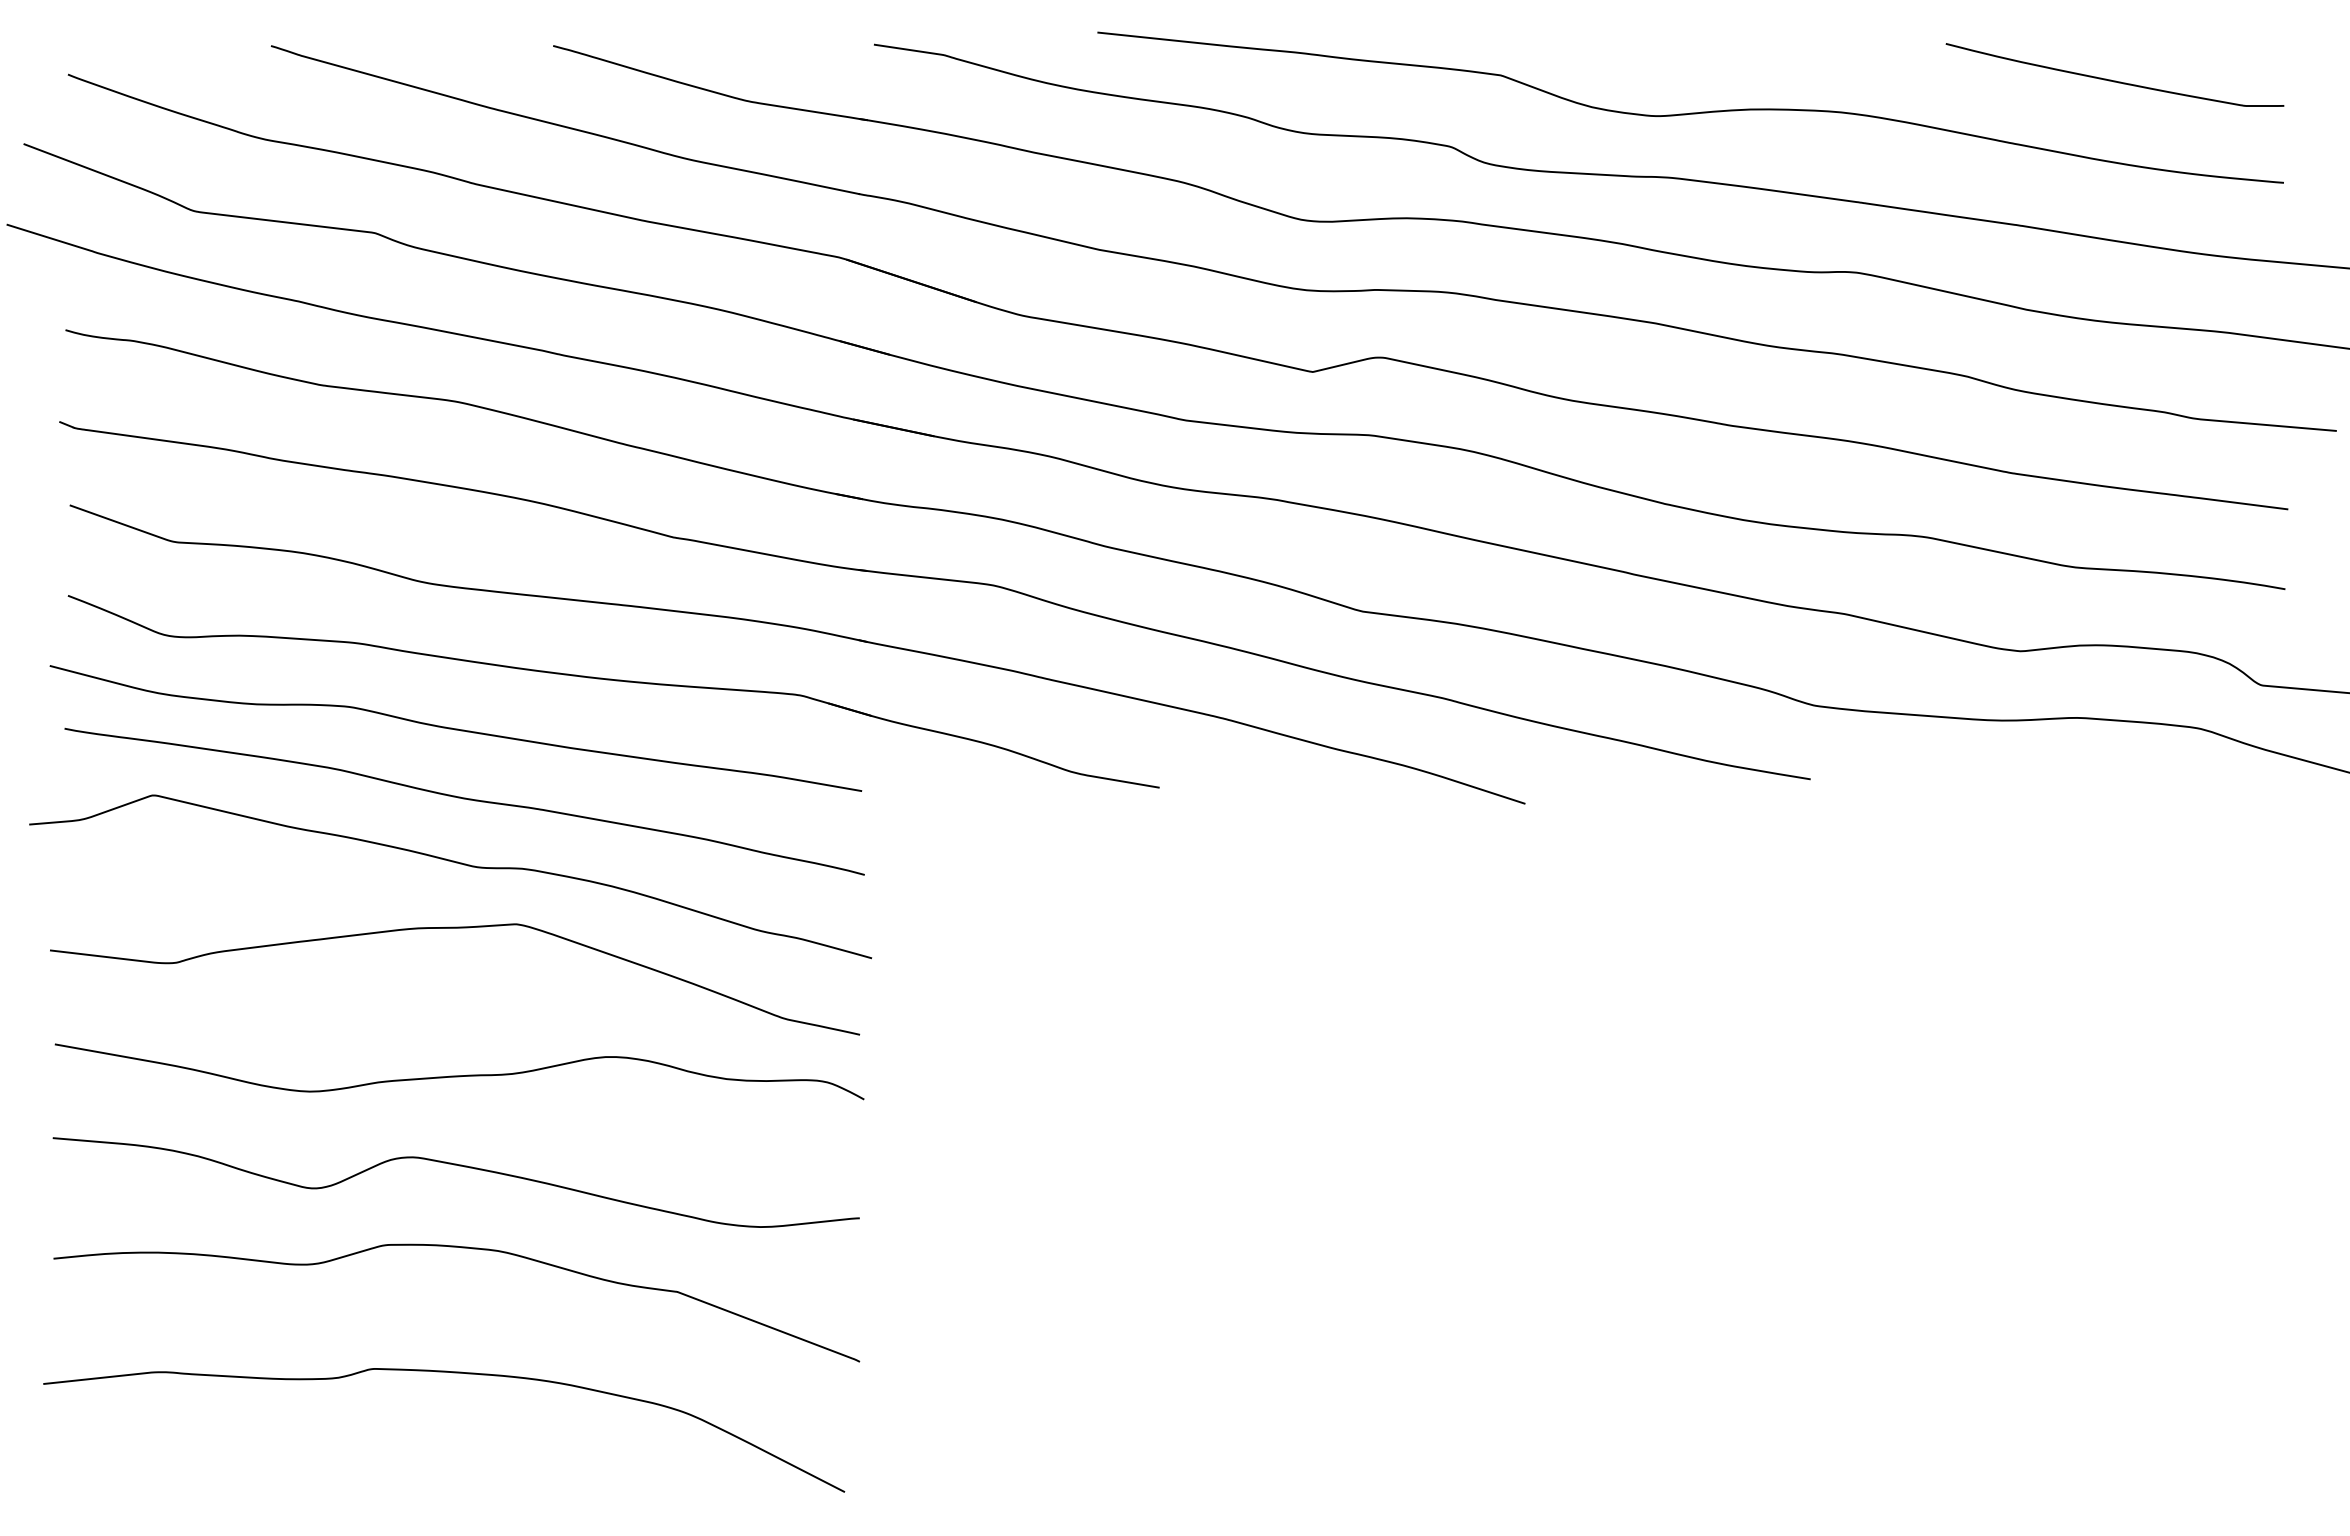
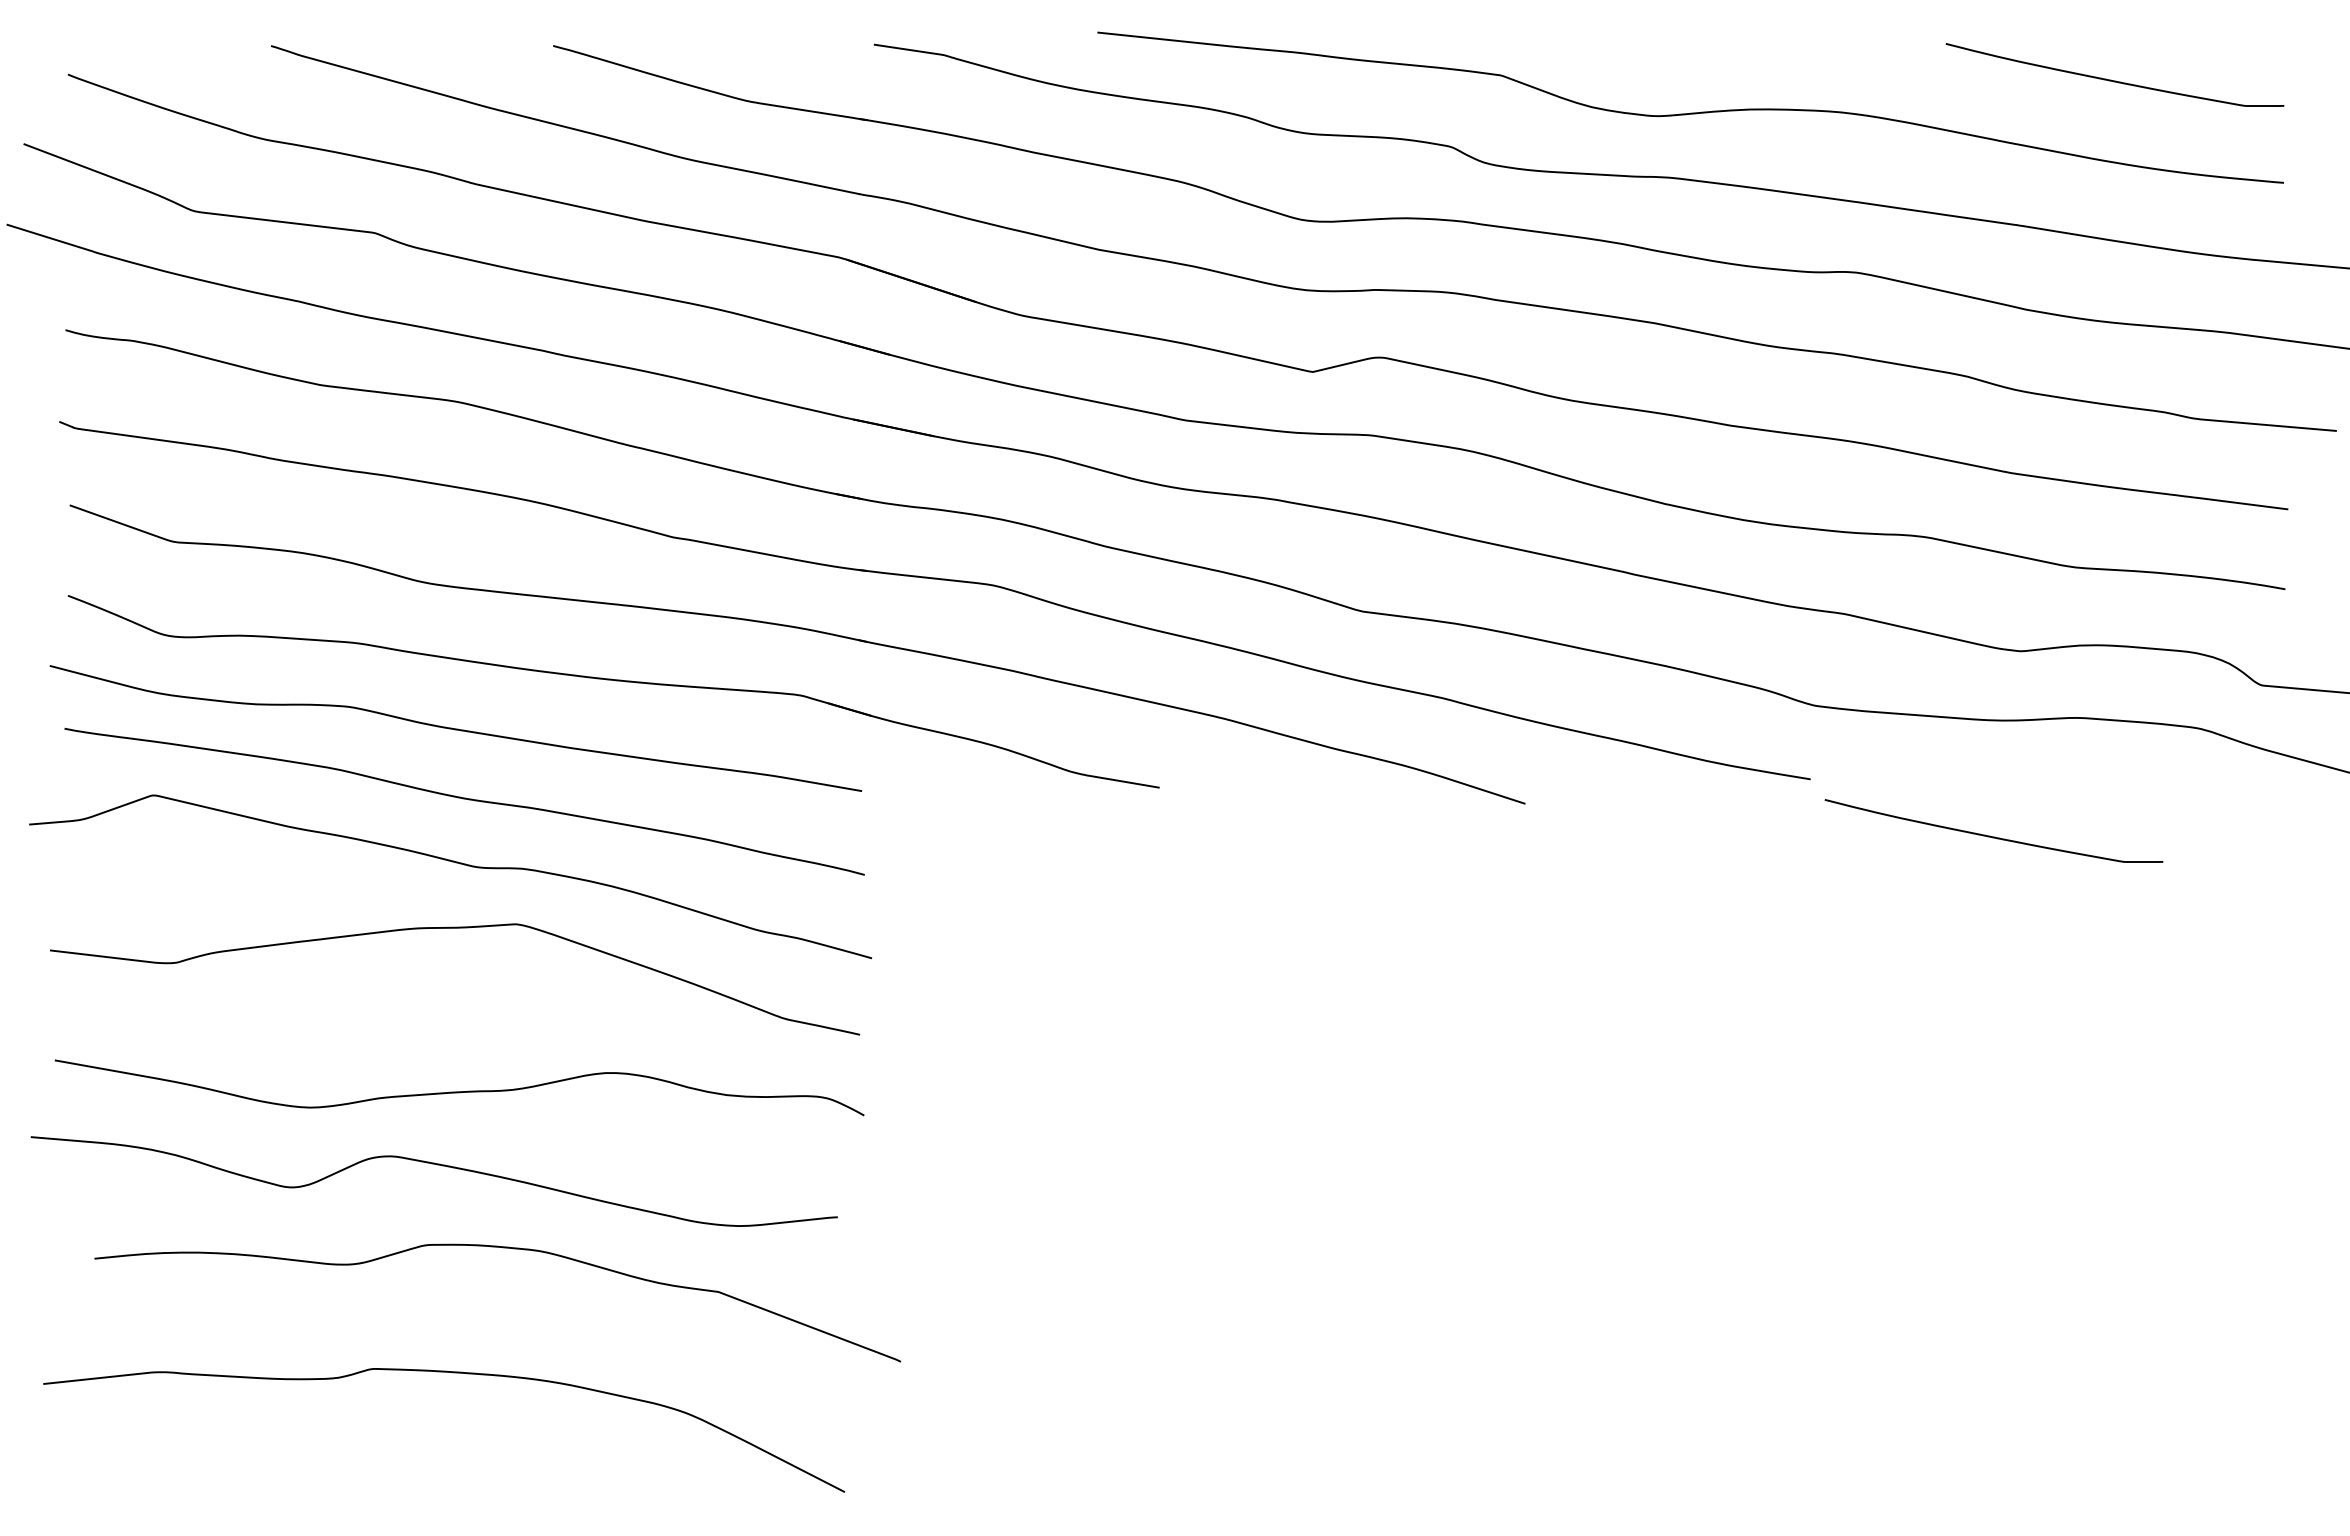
curve: none -> present (1990, 835)
curve position: (459, 1075) -> (459, 1091) (459, 1091)
curve position: (459, 1166) -> (437, 1165) (437, 1165)
curve position: (461, 1248) -> (502, 1248) (502, 1248)
